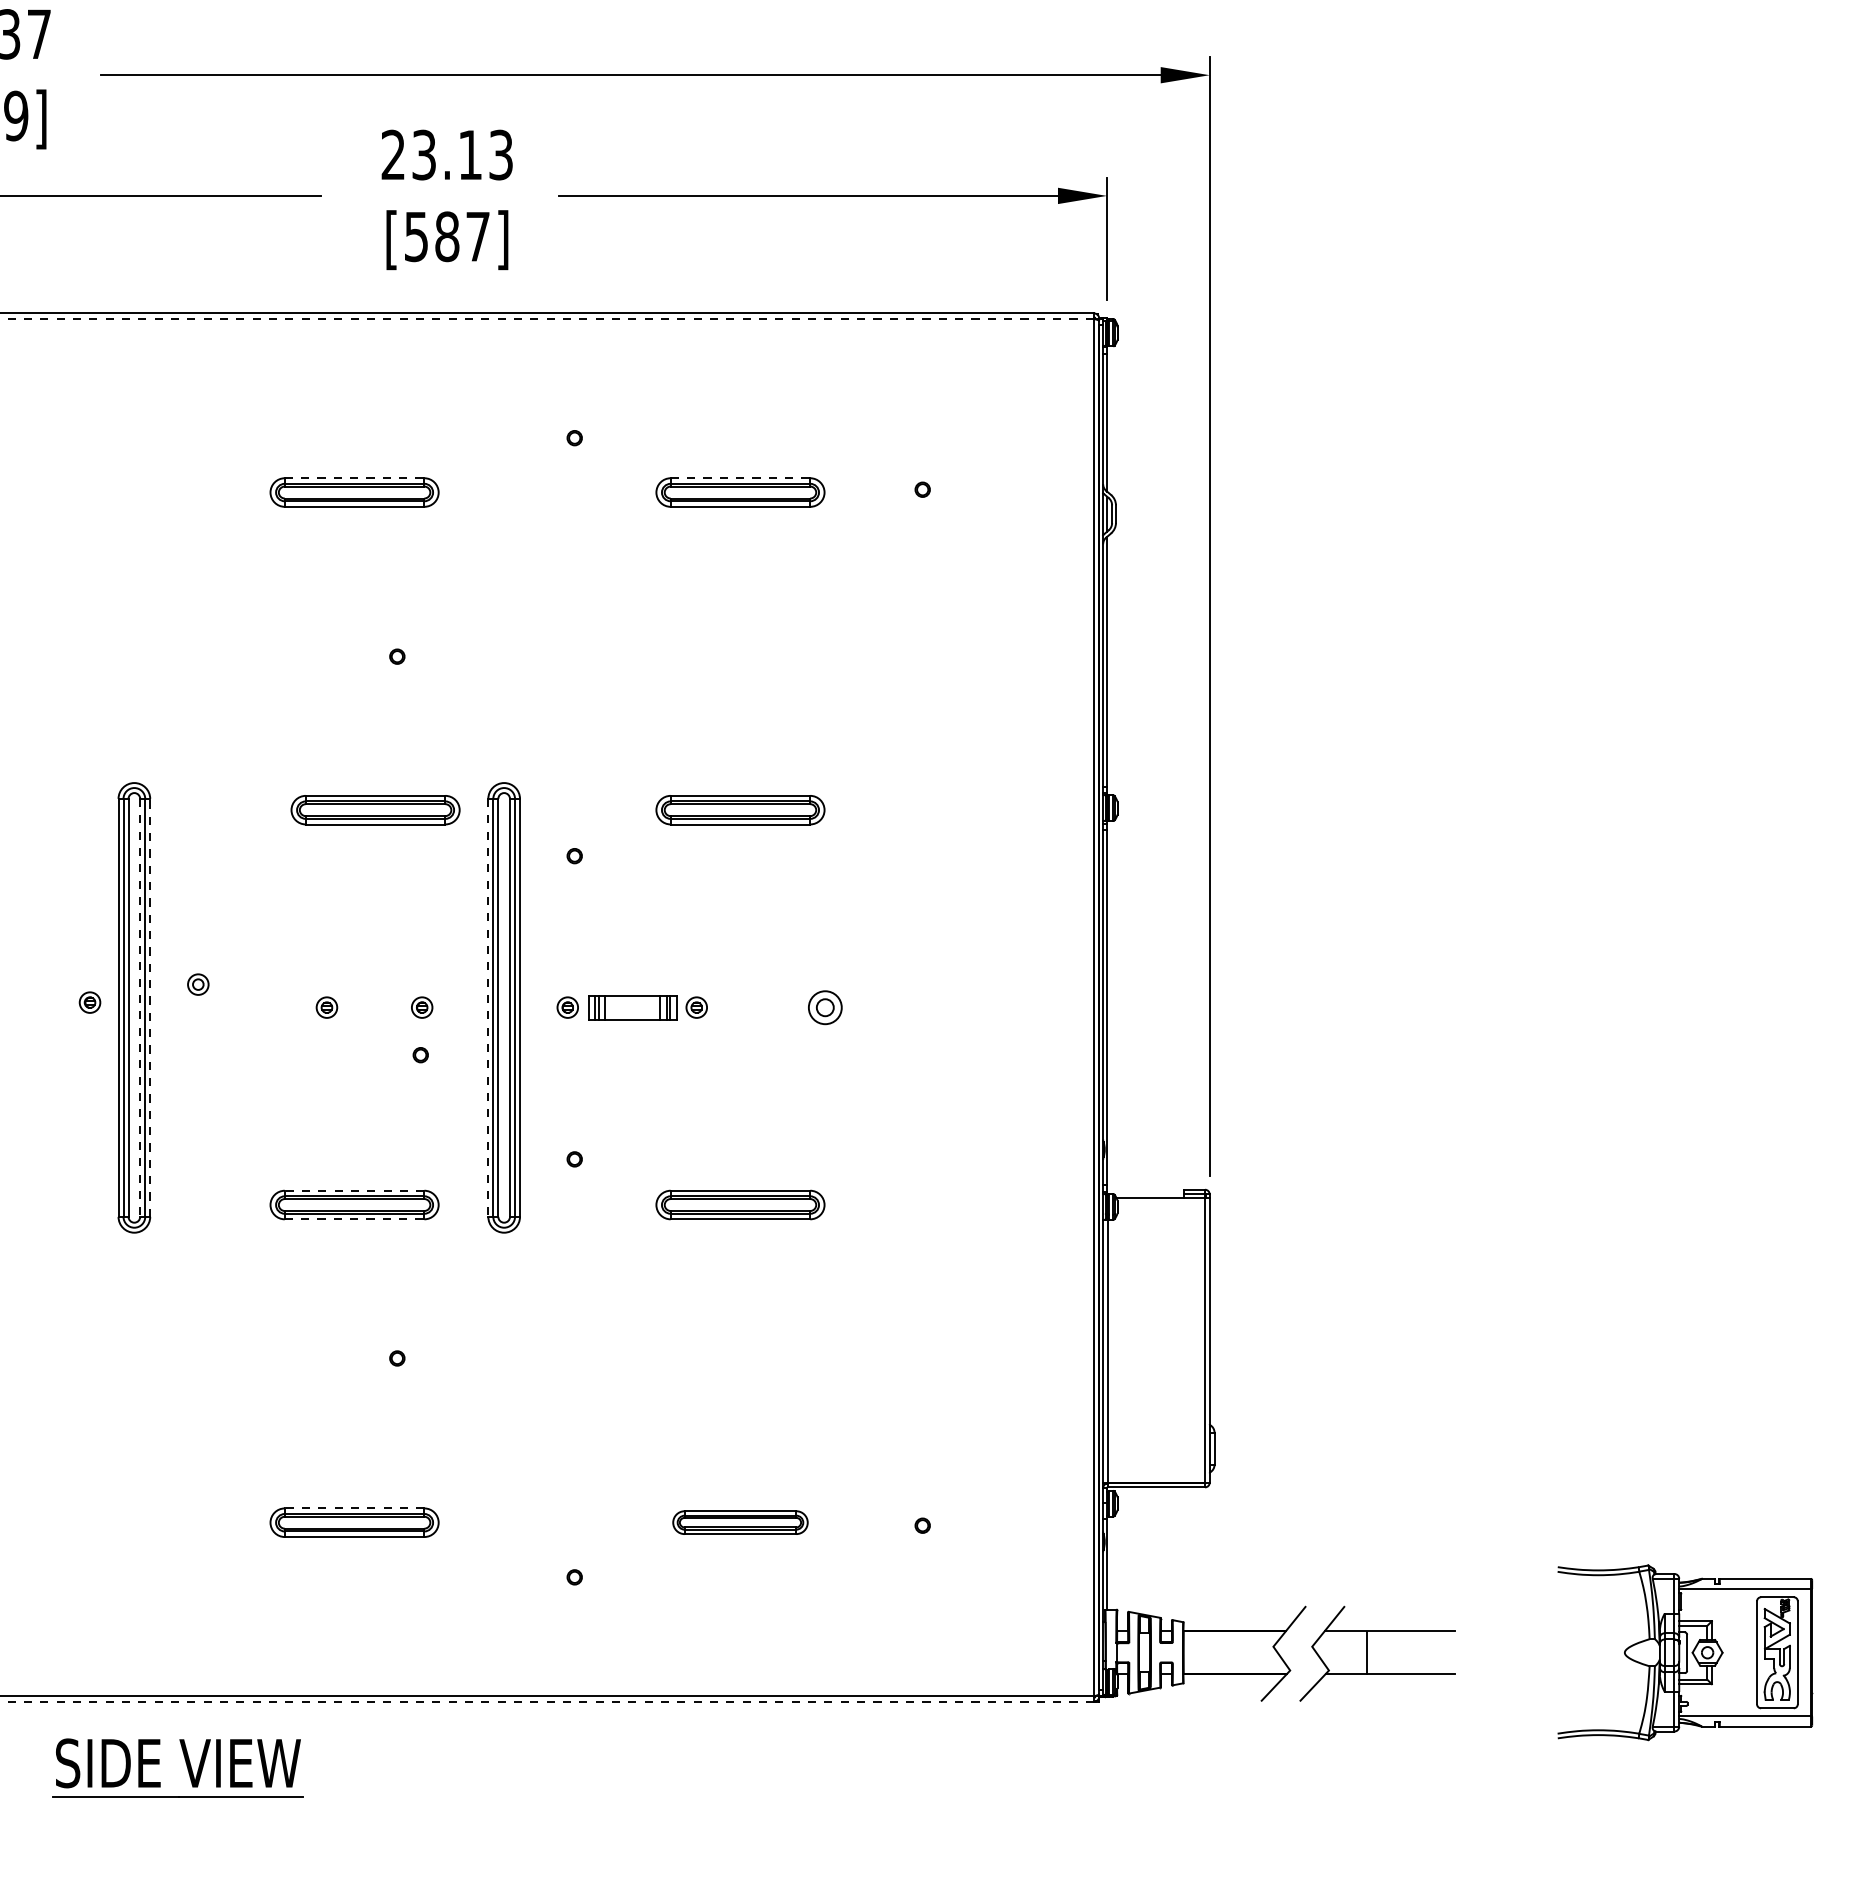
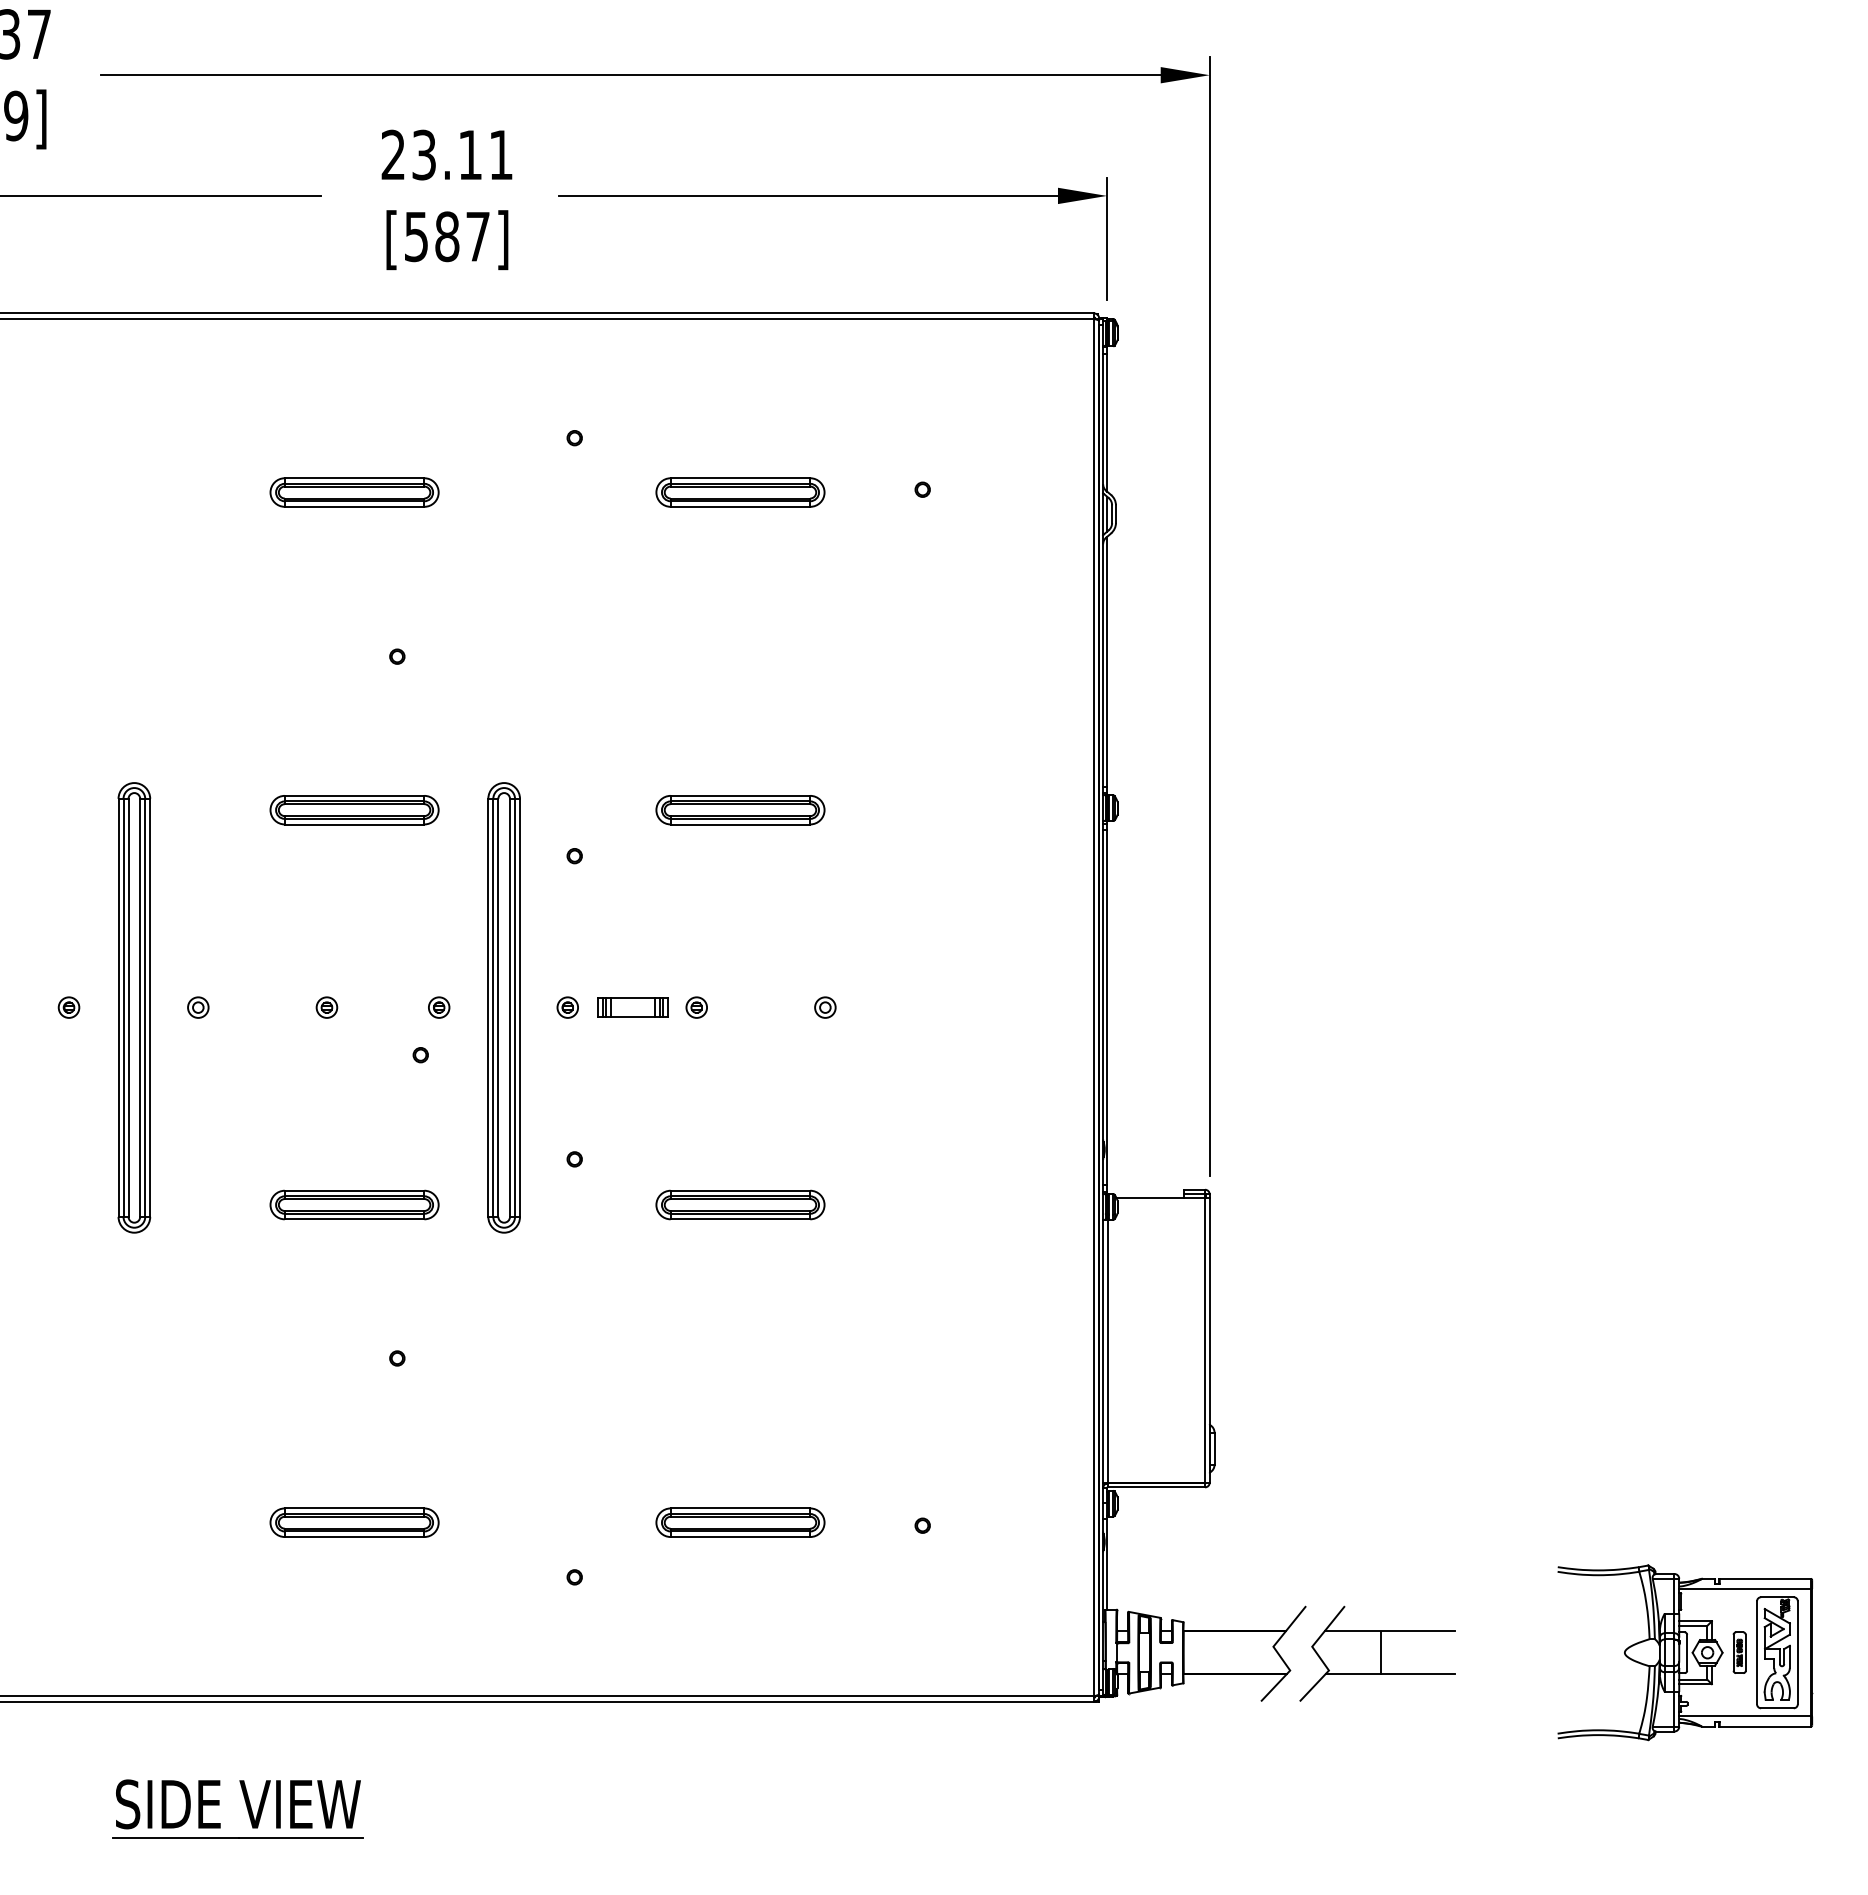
text: 23.13 -> 23.11 (500, 154)
line: dashed -> solid (547, 318)
line: dashed -> solid (354, 478)
line: dashed -> solid (740, 478)
part position: (375, 810) -> (354, 810) (354, 810)
part position: (198, 984) -> (198, 1007) (198, 1007)
part position: (89, 1002) -> (68, 1007) (68, 1007)
line: dashed -> solid (140, 1007)
line: dashed -> solid (150, 1007)
part position: (422, 1007) -> (439, 1007) (439, 1007)
line: dashed -> solid (488, 1007)
part size: 90x26 px -> 72x21 px (632, 1007)
part size: 35x36 px -> 23x23 px (825, 1007)
line: dashed -> solid (354, 1190)
line: dashed -> solid (354, 1219)
line: dashed -> solid (354, 1508)
part size: 137x25 px -> 171x31 px (740, 1522)
line position: (1367, 1652) -> (1381, 1652) (1381, 1652)
part: none -> present (1739, 1652)
line: dashed -> solid (546, 1701)
part position: (186, 1766) -> (246, 1807) (246, 1807)
